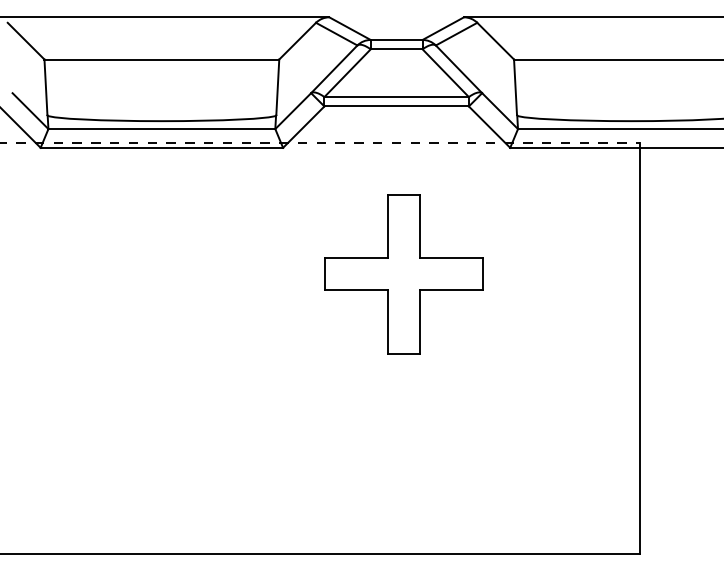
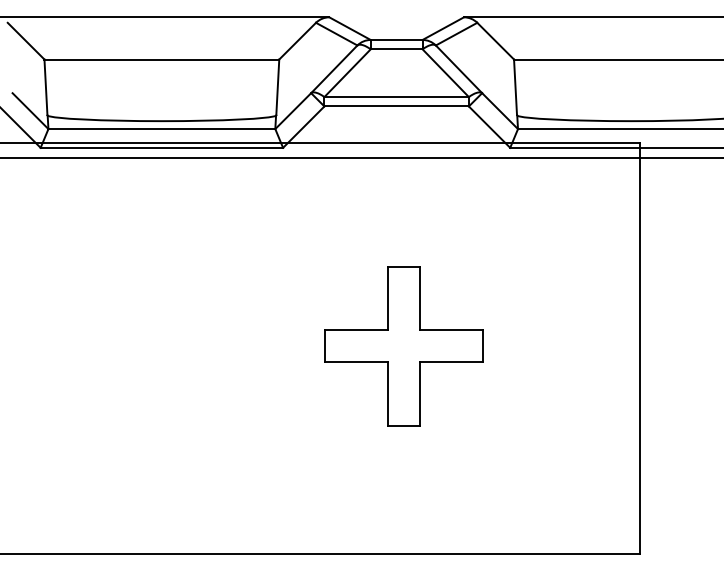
line: dashed -> solid (320, 142)
line: none -> present (361, 158)
part position: (403, 274) -> (403, 346) (403, 346)
